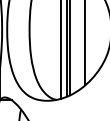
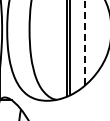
line: solid -> dashed (84, 42)
line: present -> none (61, 50)
